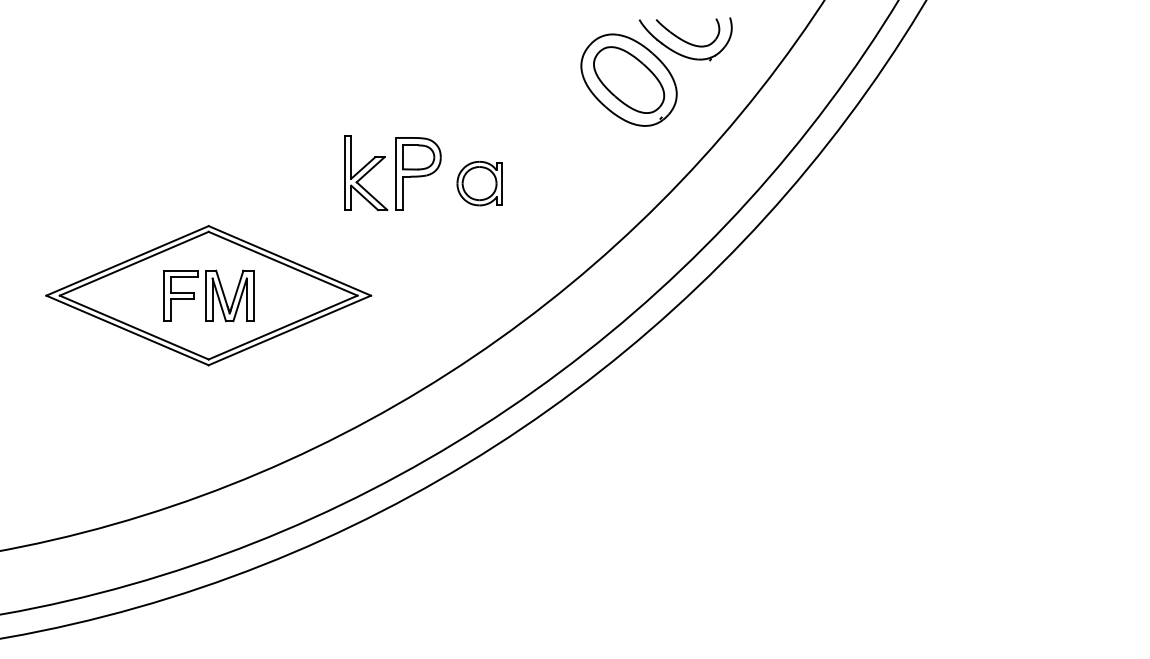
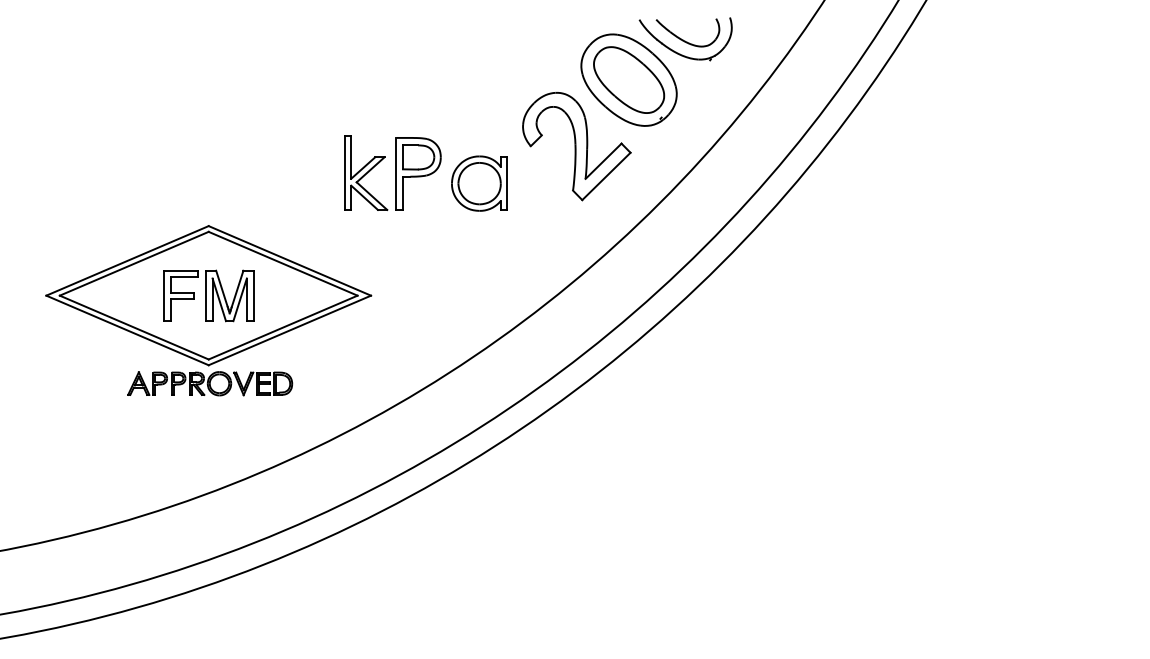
part: none -> present (576, 146)
part size: 47x46 px -> 57x57 px (479, 183)
part: none -> present (210, 383)
